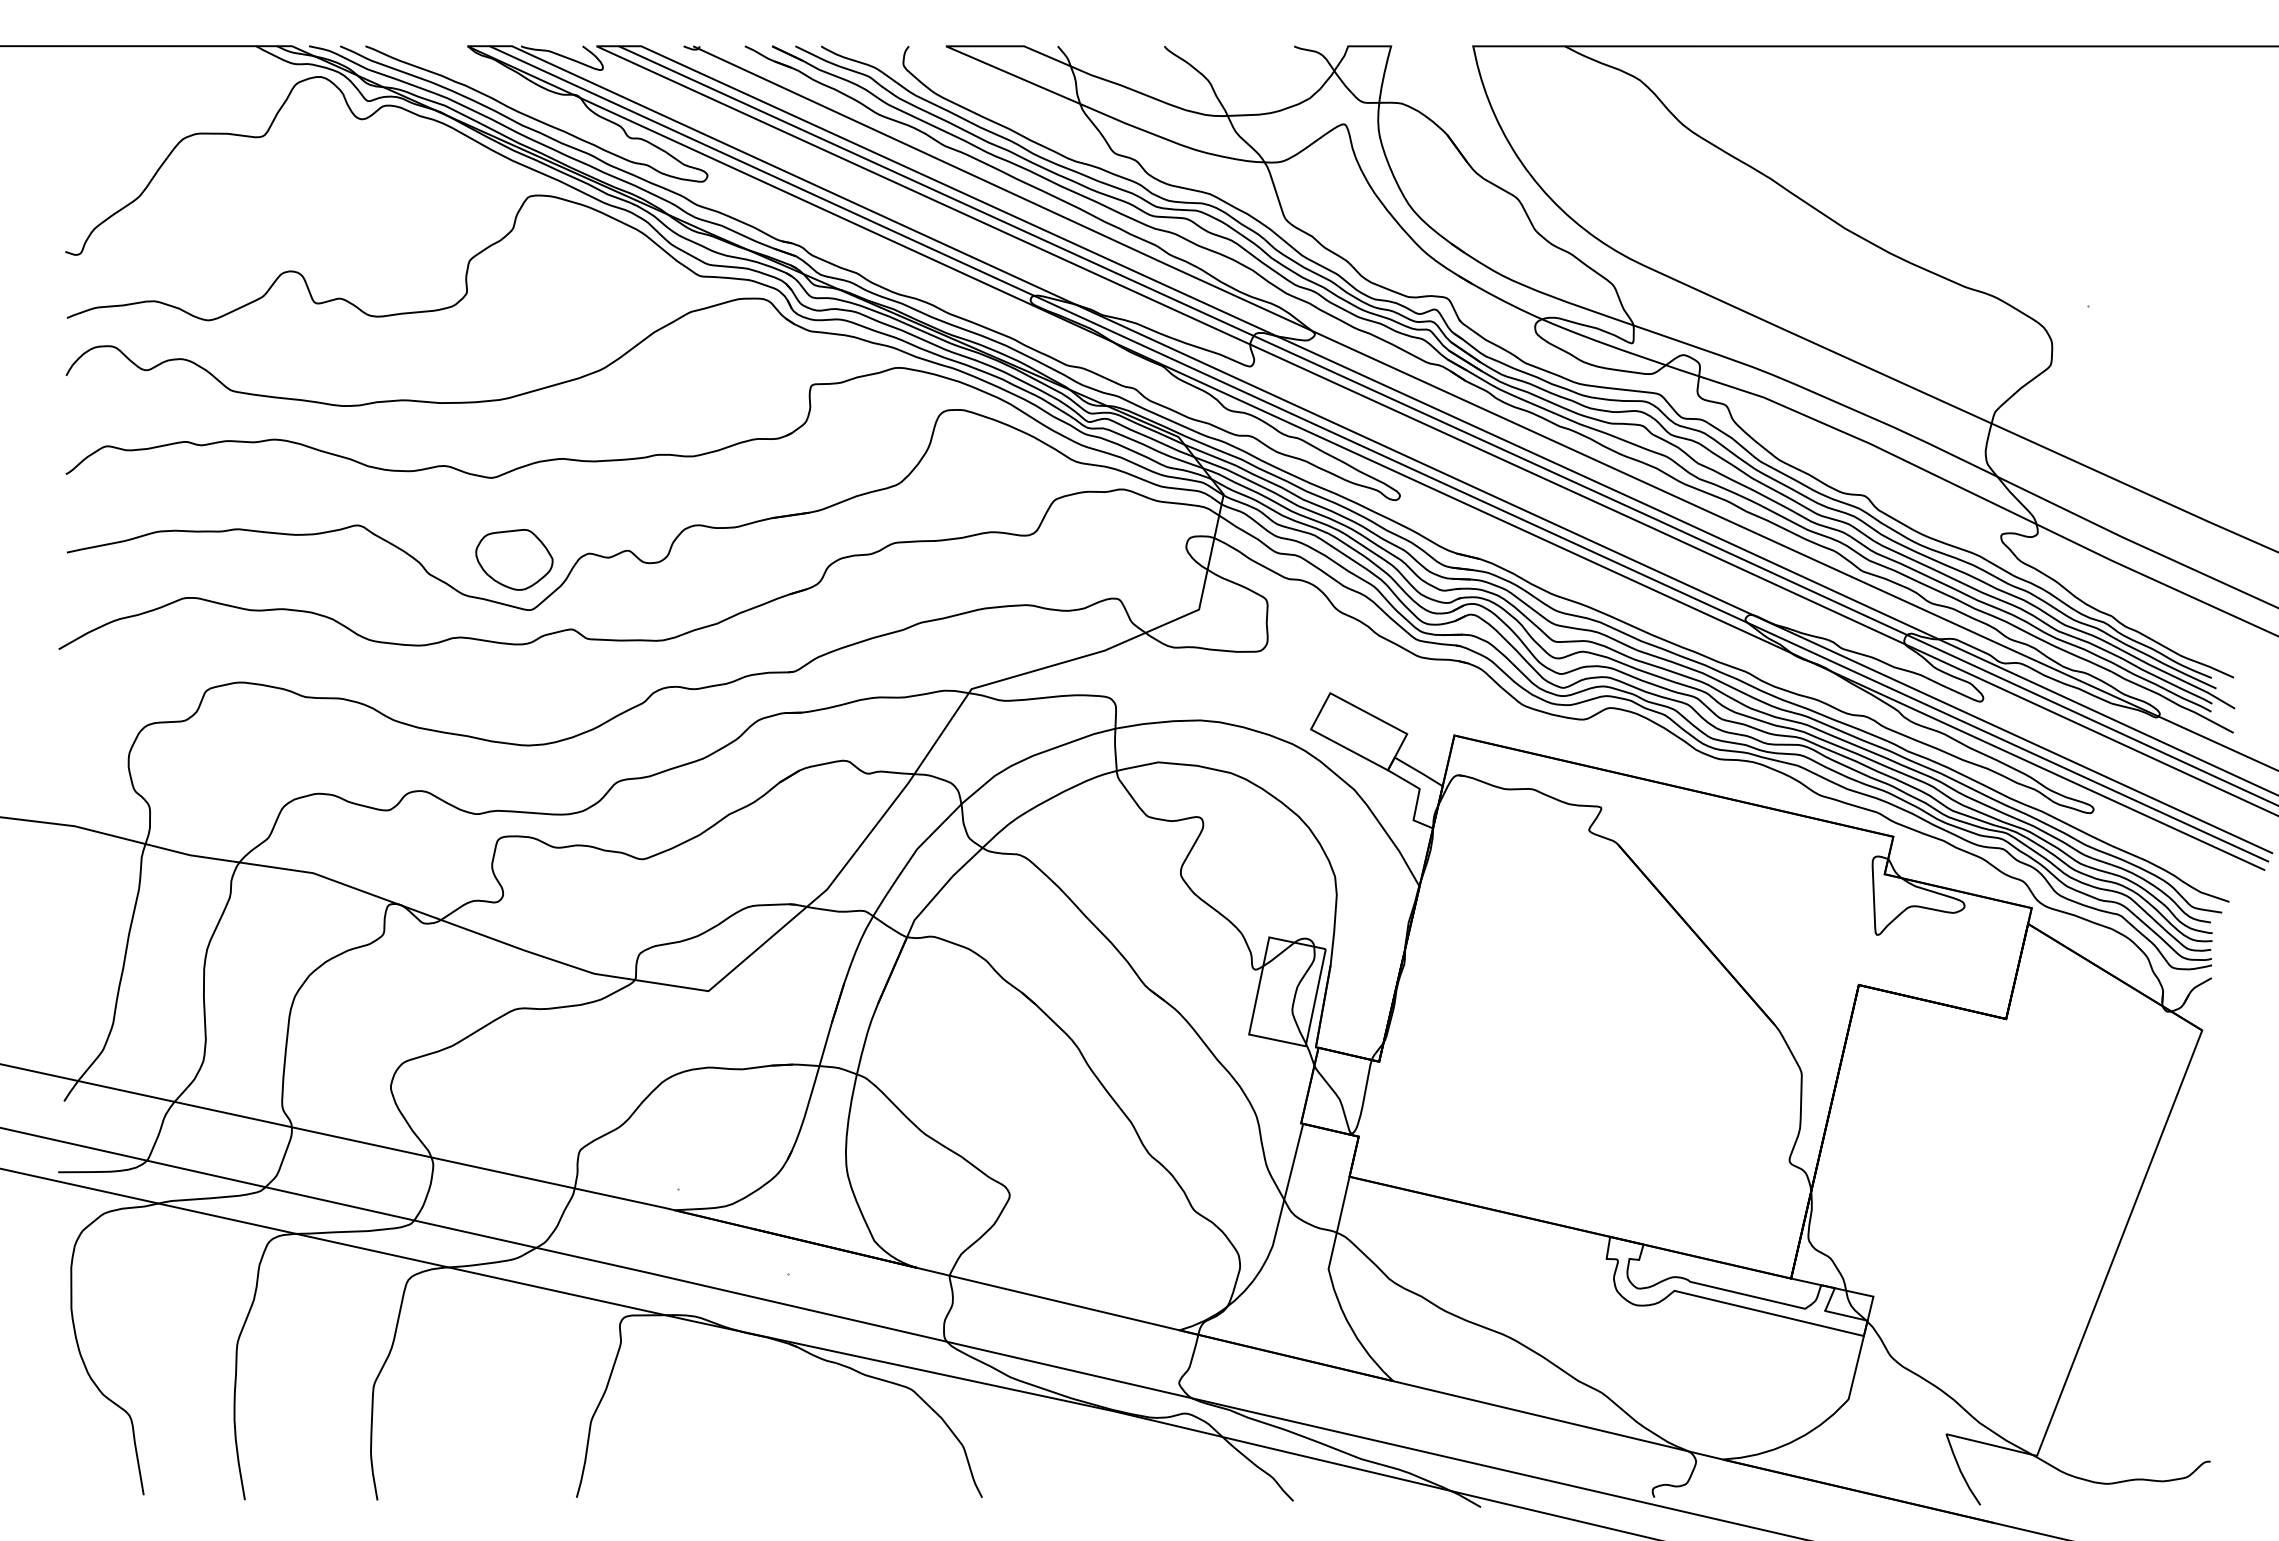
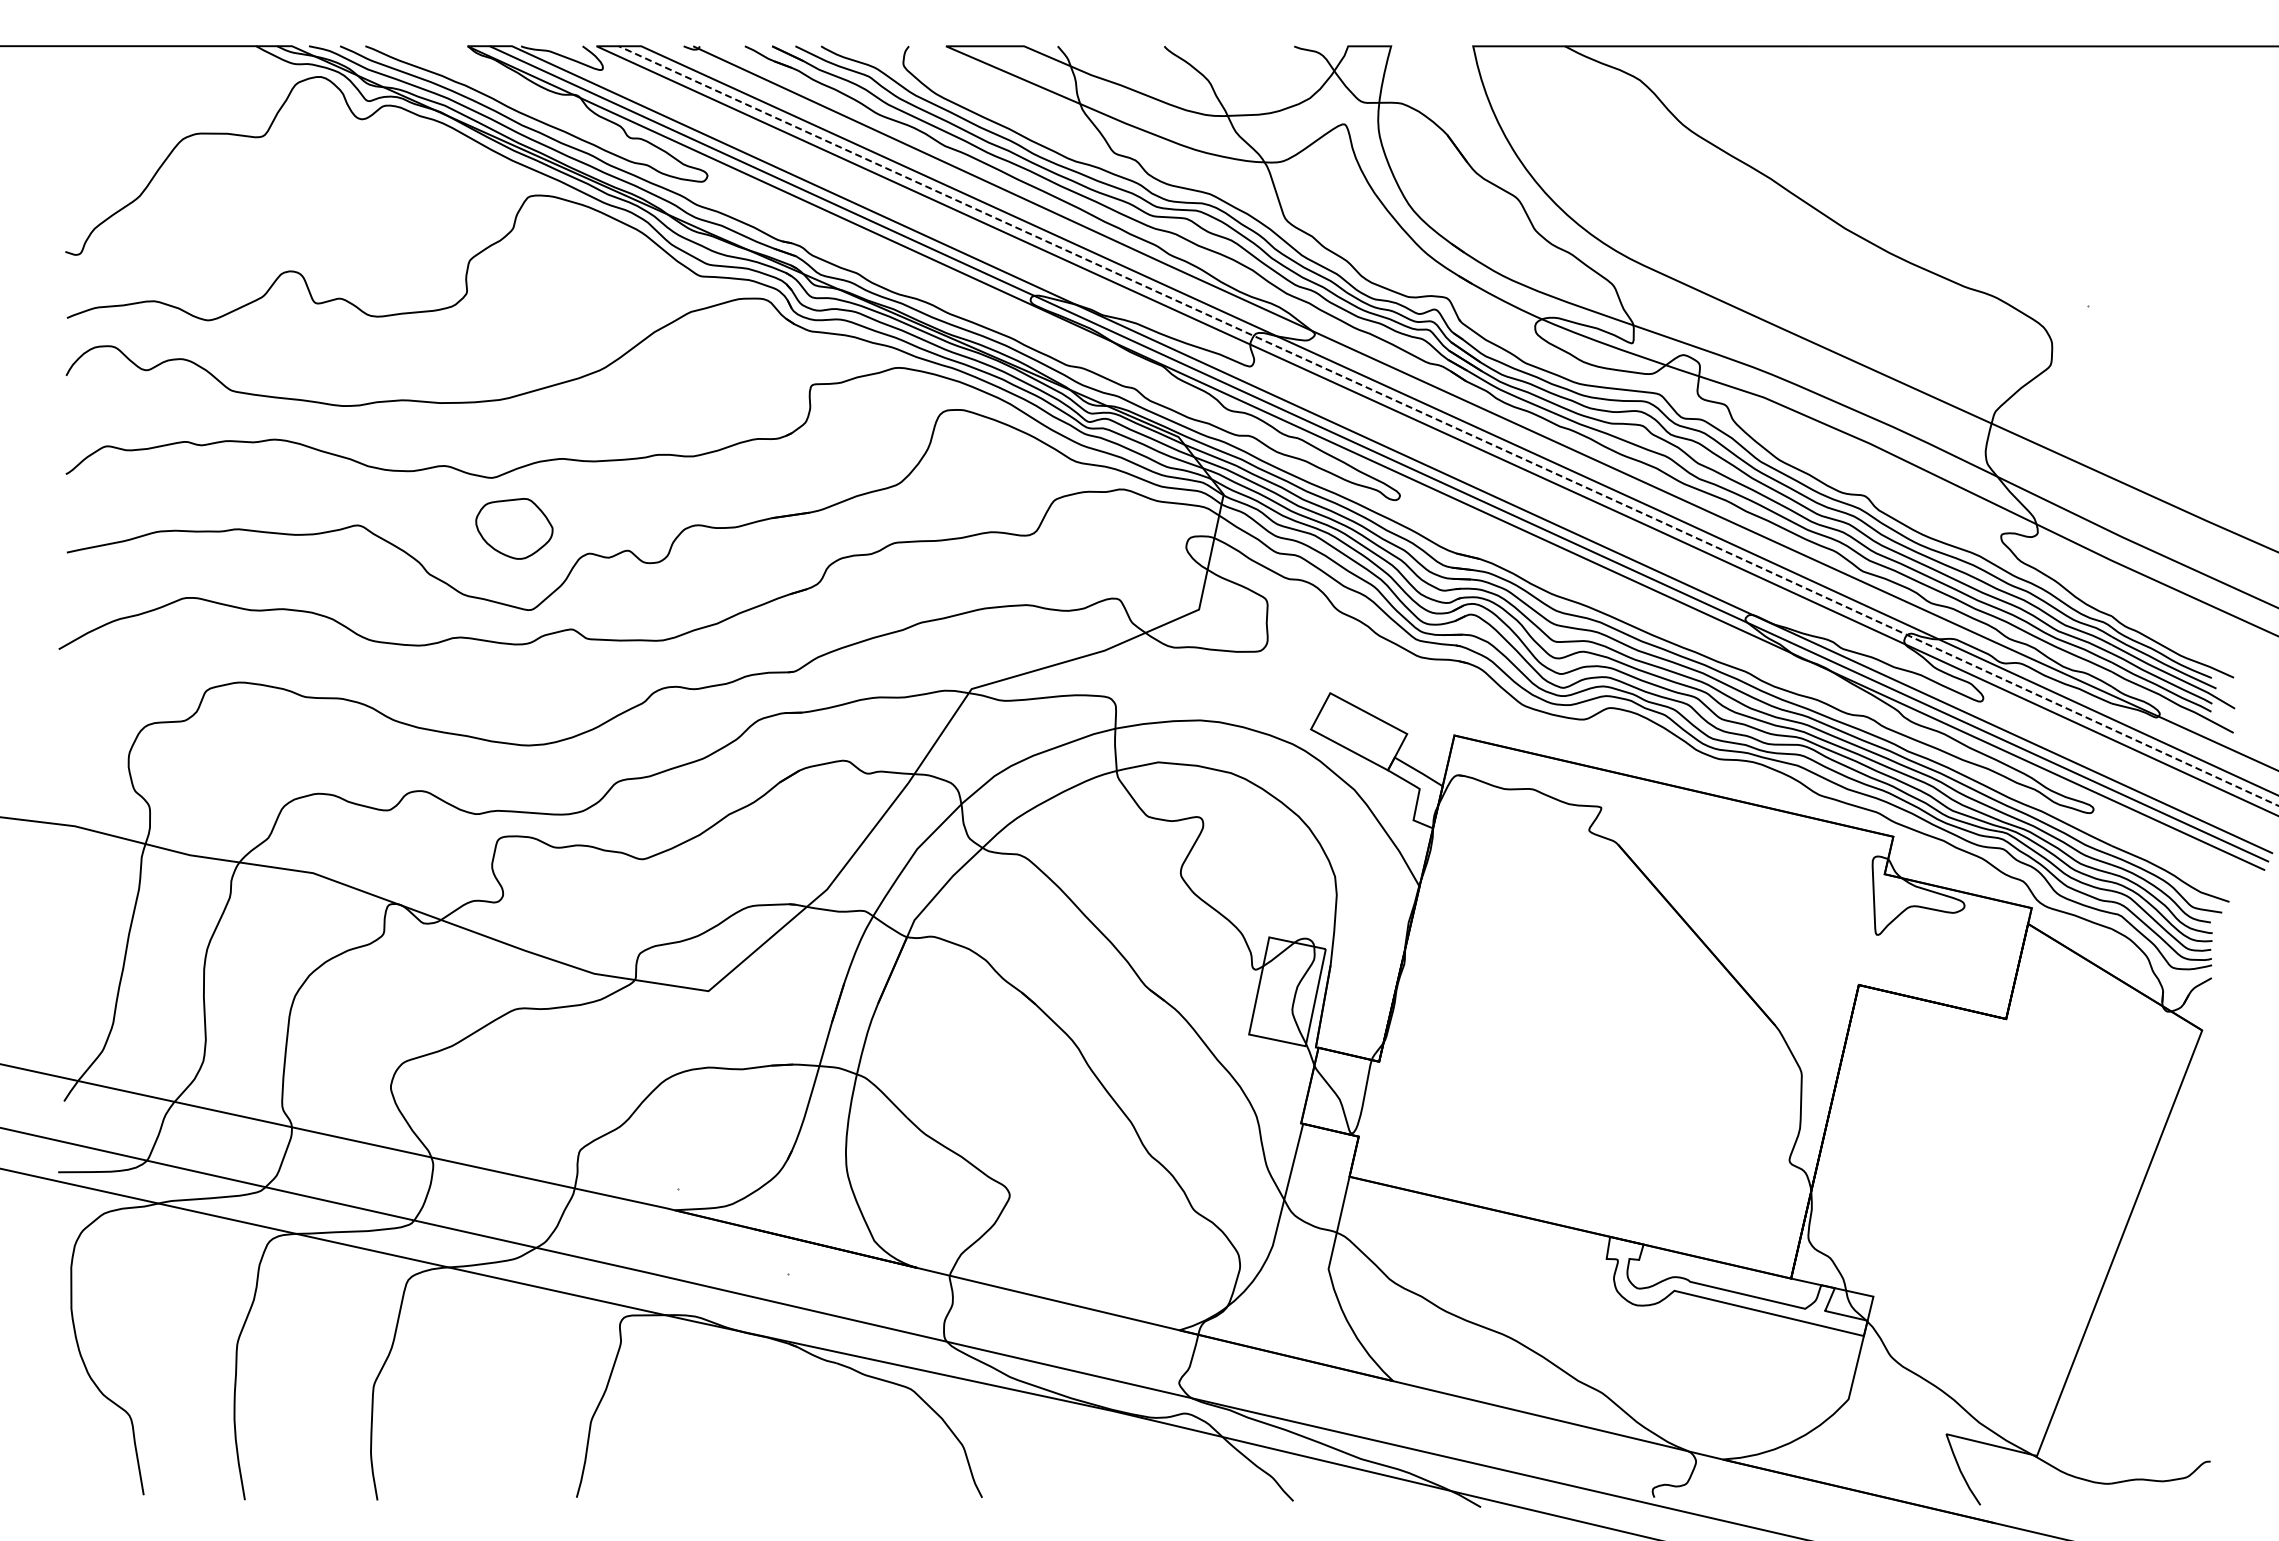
line: solid -> dashed (1449, 425)
part position: (514, 559) -> (514, 528) (514, 528)
